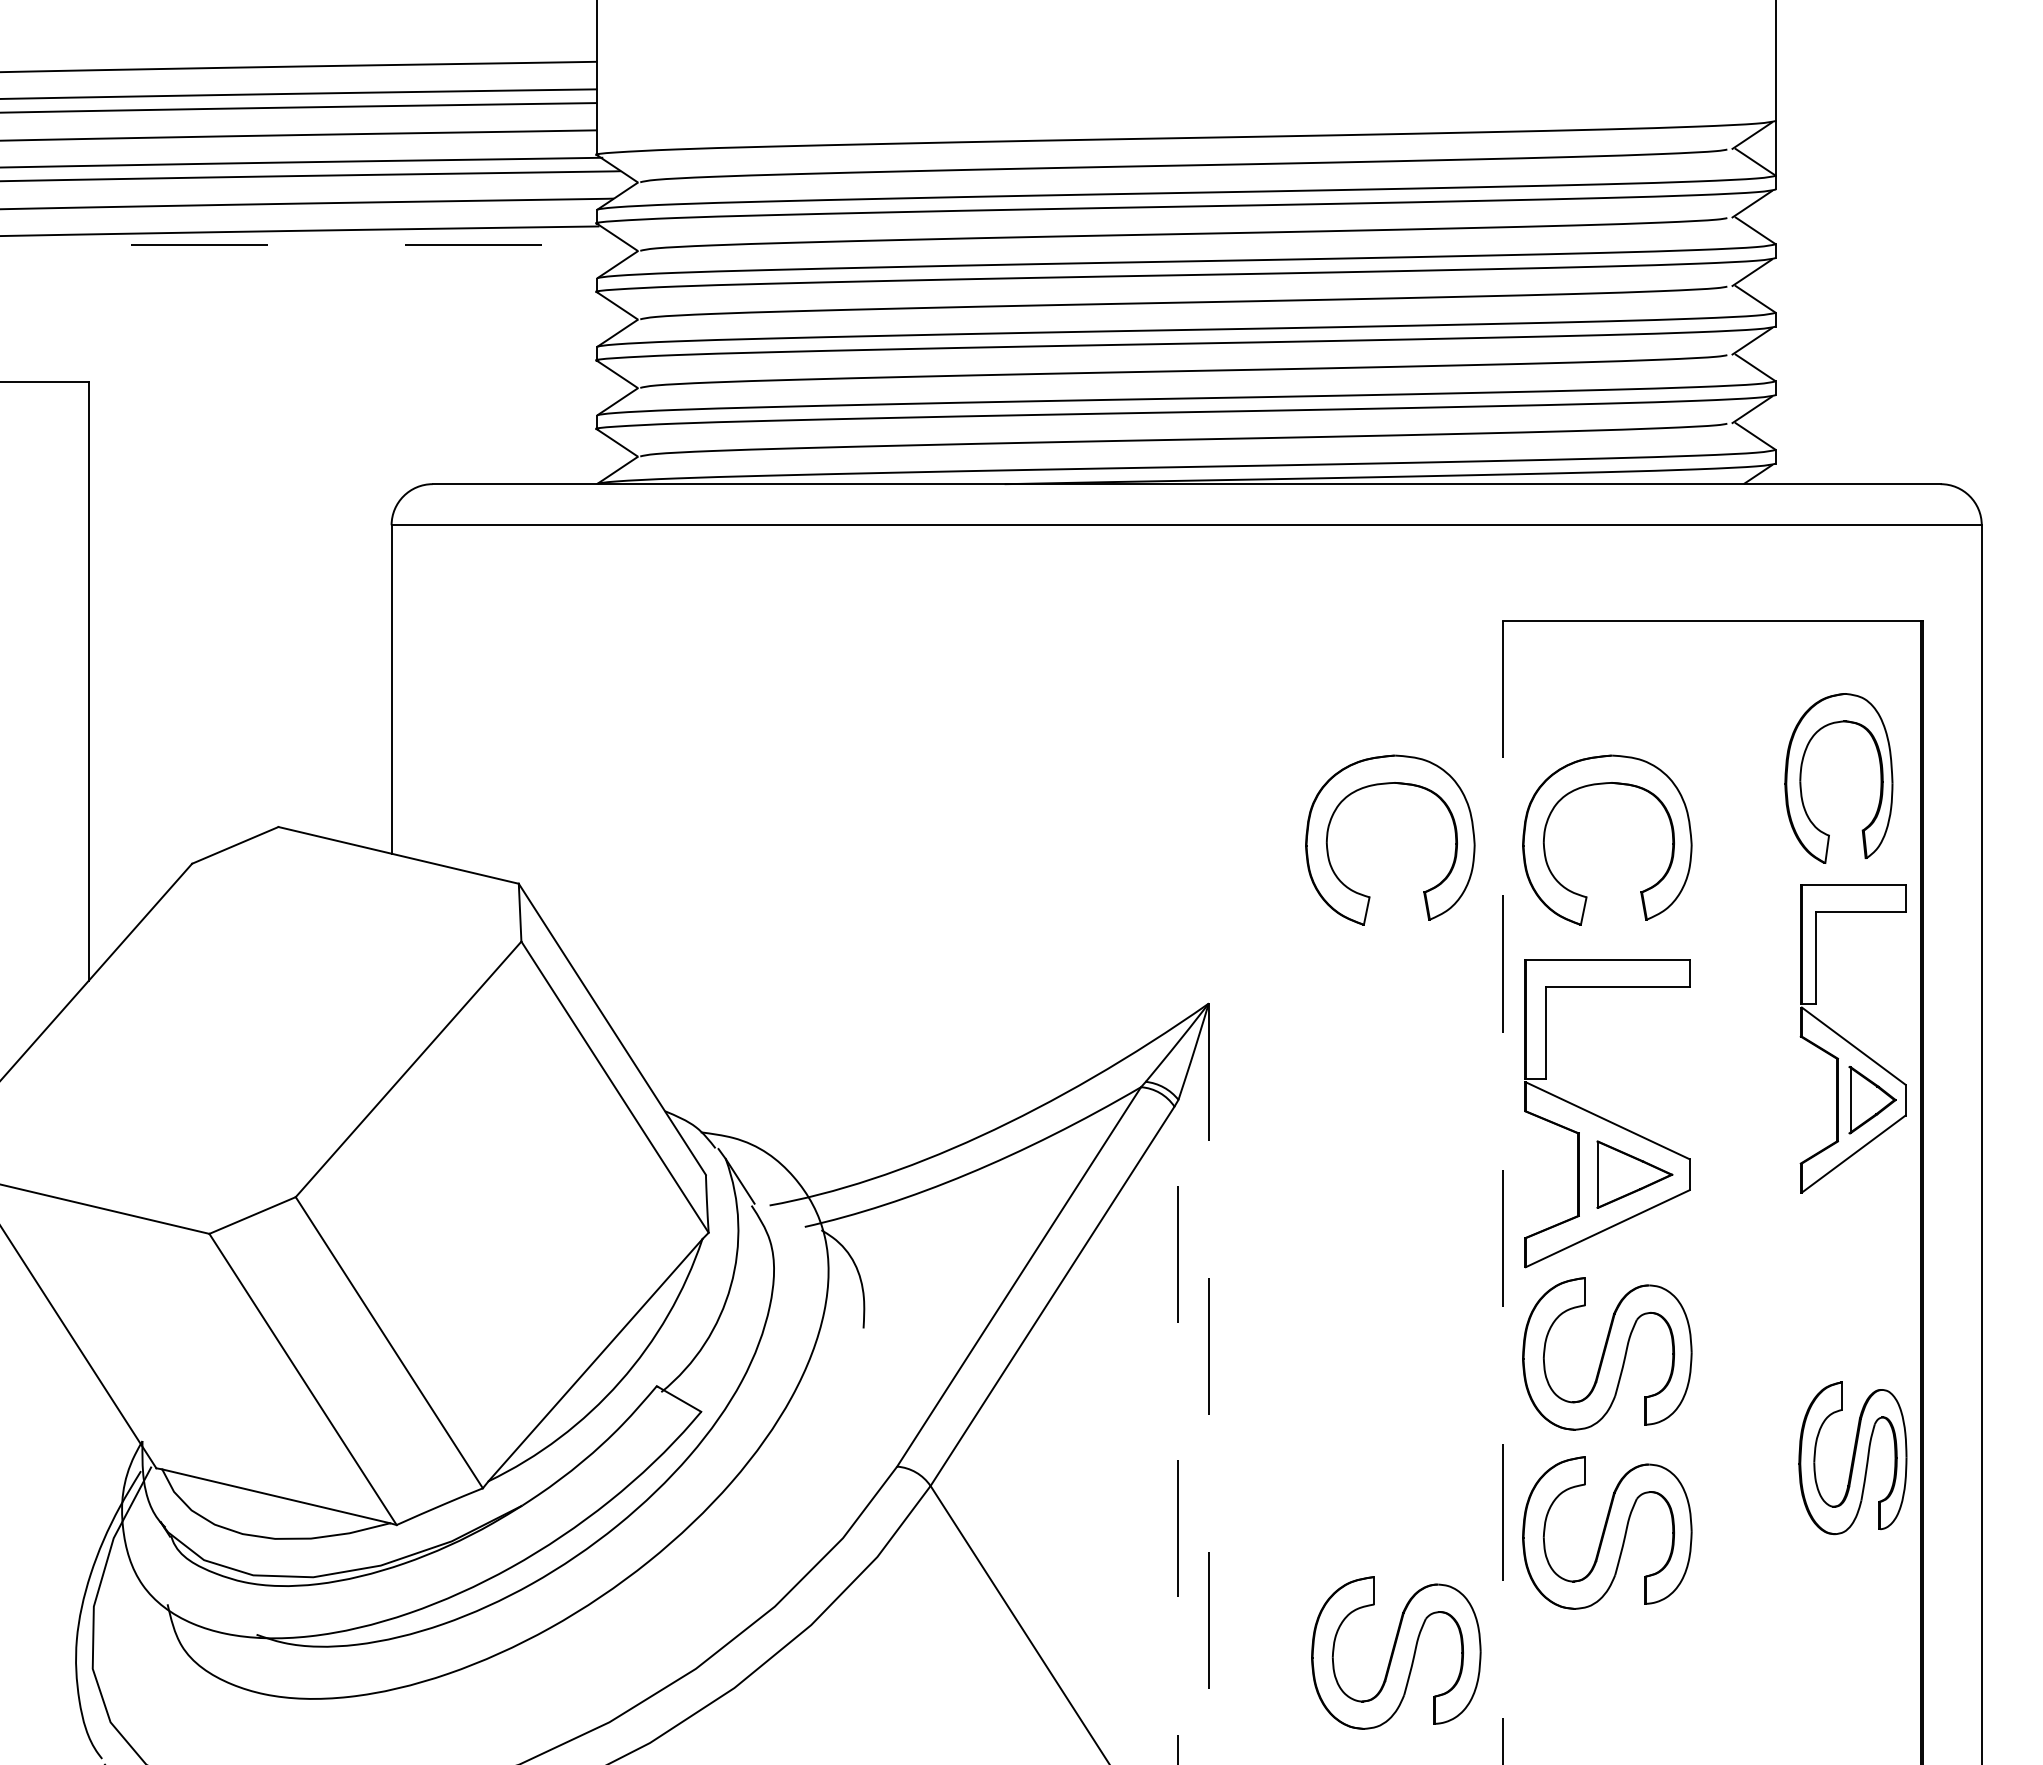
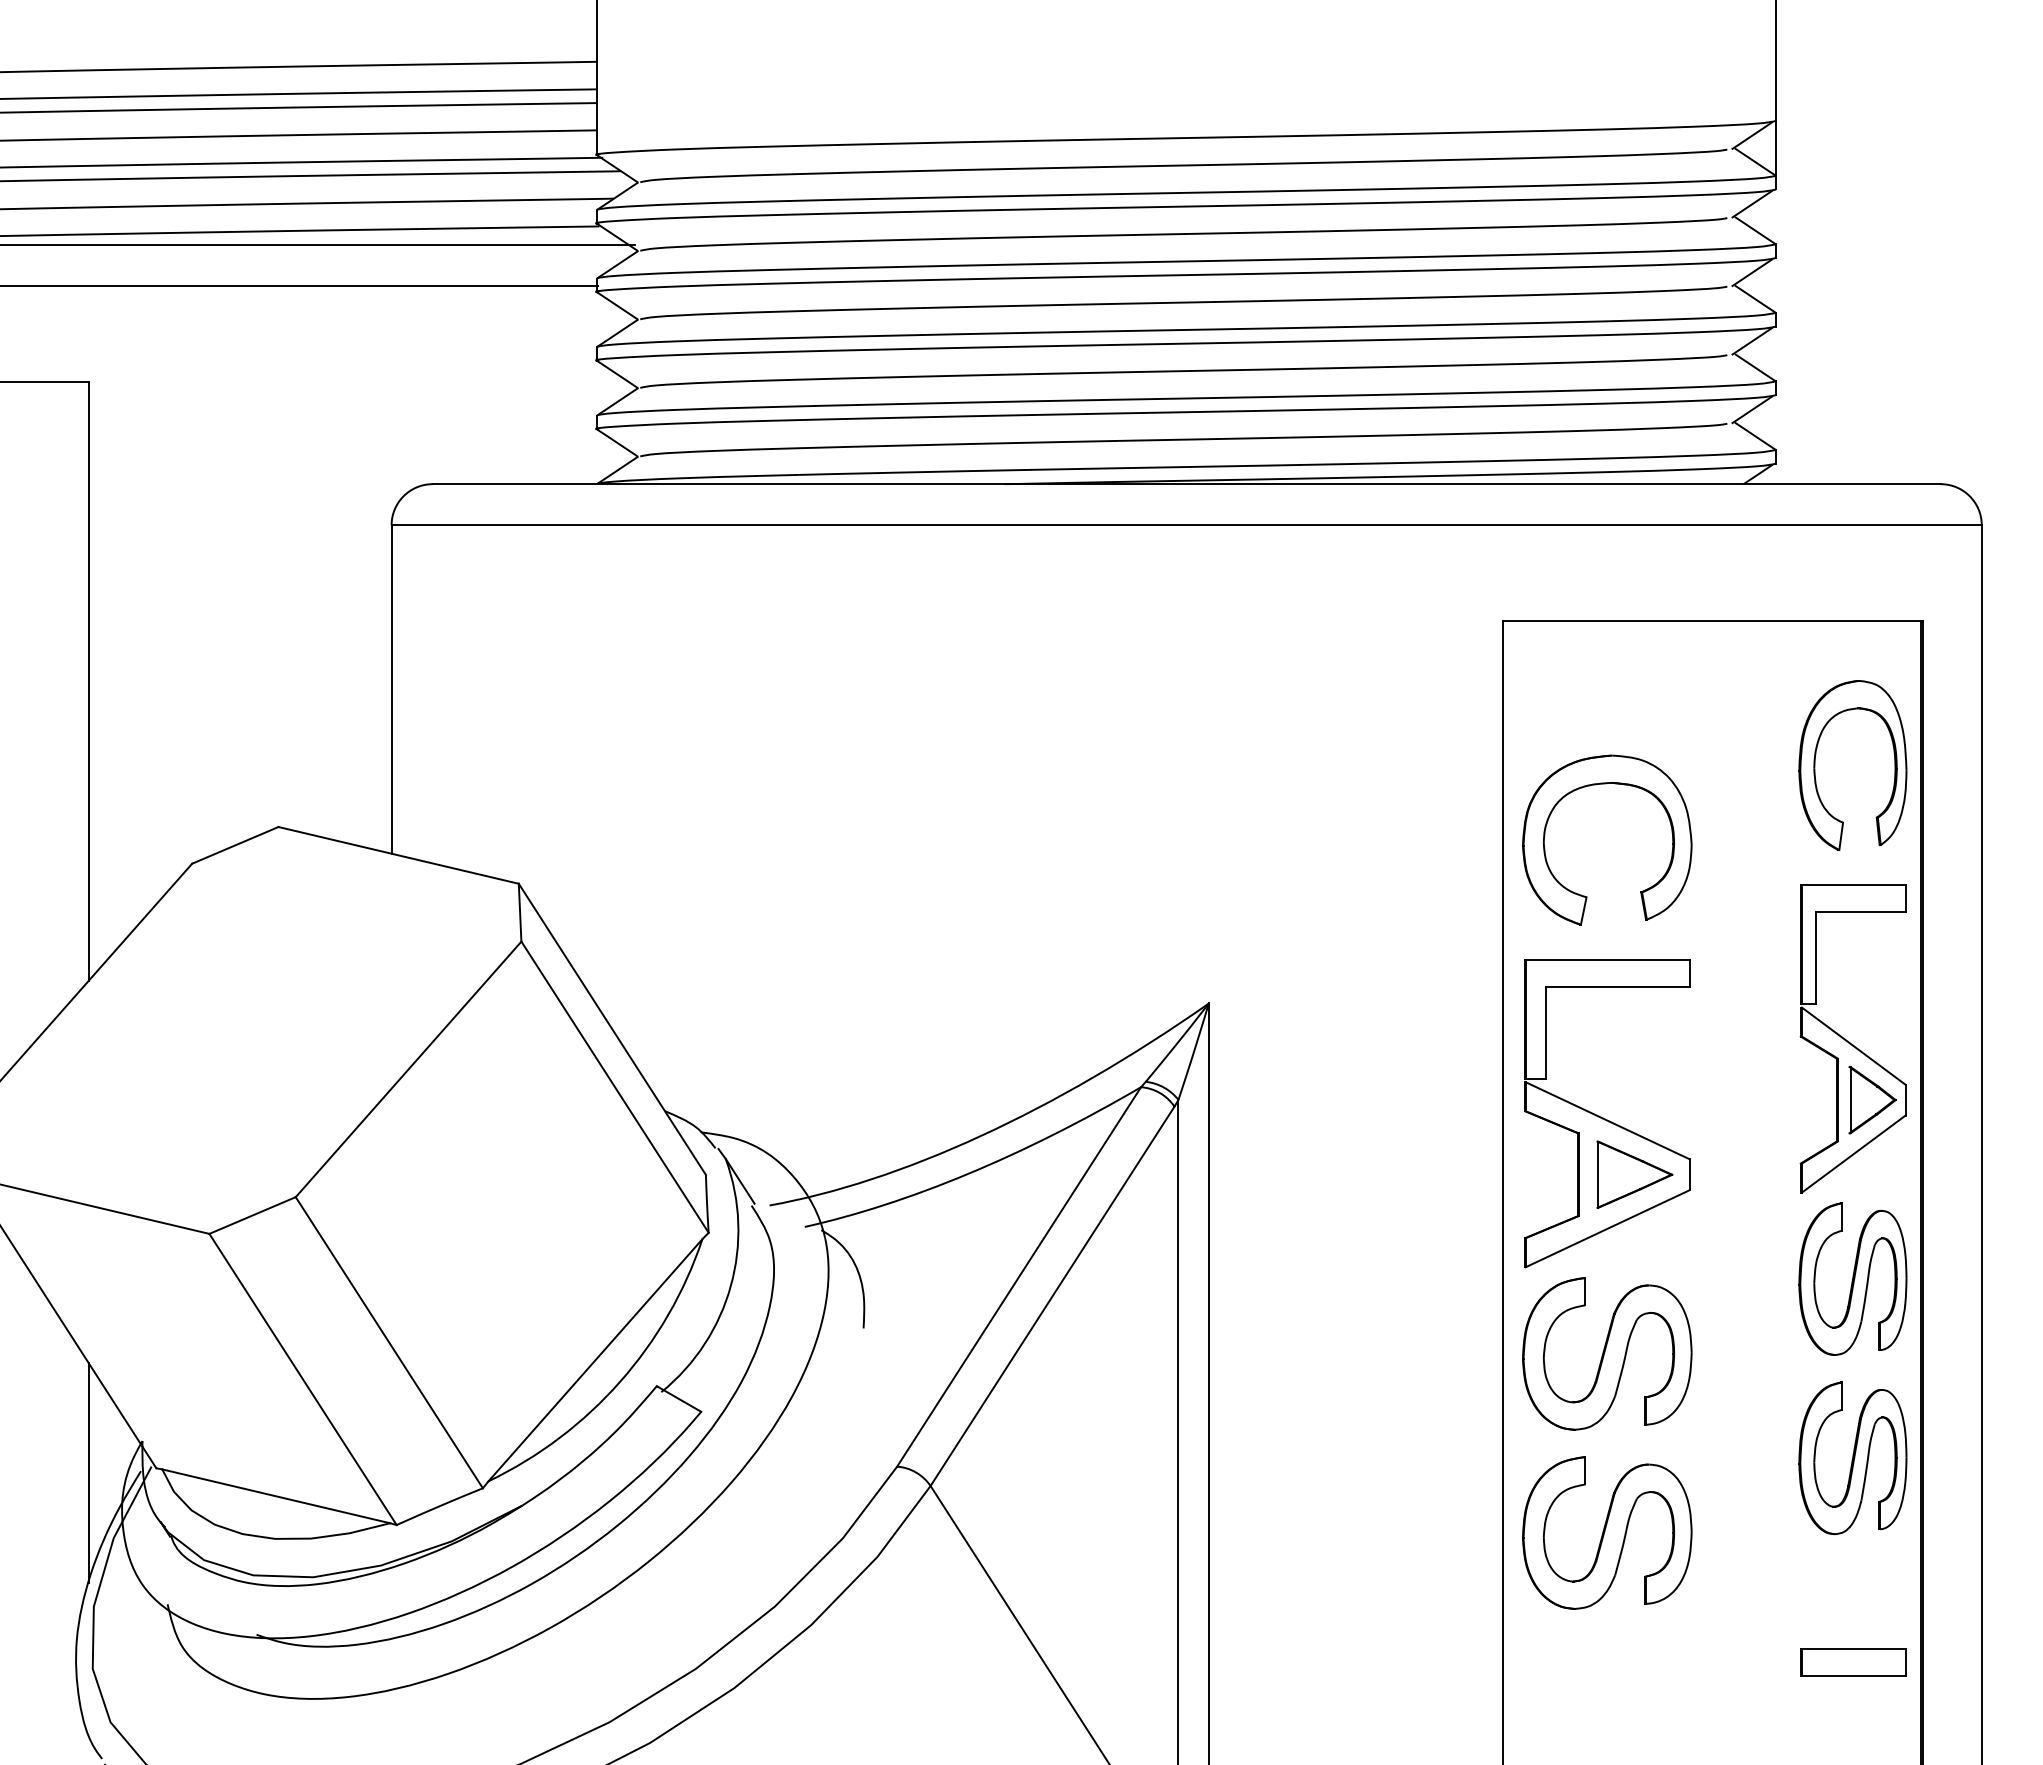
line: dashed -> solid (318, 244)
line: none -> present (300, 286)
part position: (1801, 778) -> (1815, 765) (1815, 765)
part: present -> none (1389, 784)
line: dashed -> solid (1502, 1193)
part: none -> present (1852, 1278)
line: dashed -> solid (1208, 1384)
line: dashed -> solid (1178, 1431)
line: none -> present (88, 1473)
part: present -> none (1396, 1652)
part: none -> present (1853, 1662)
